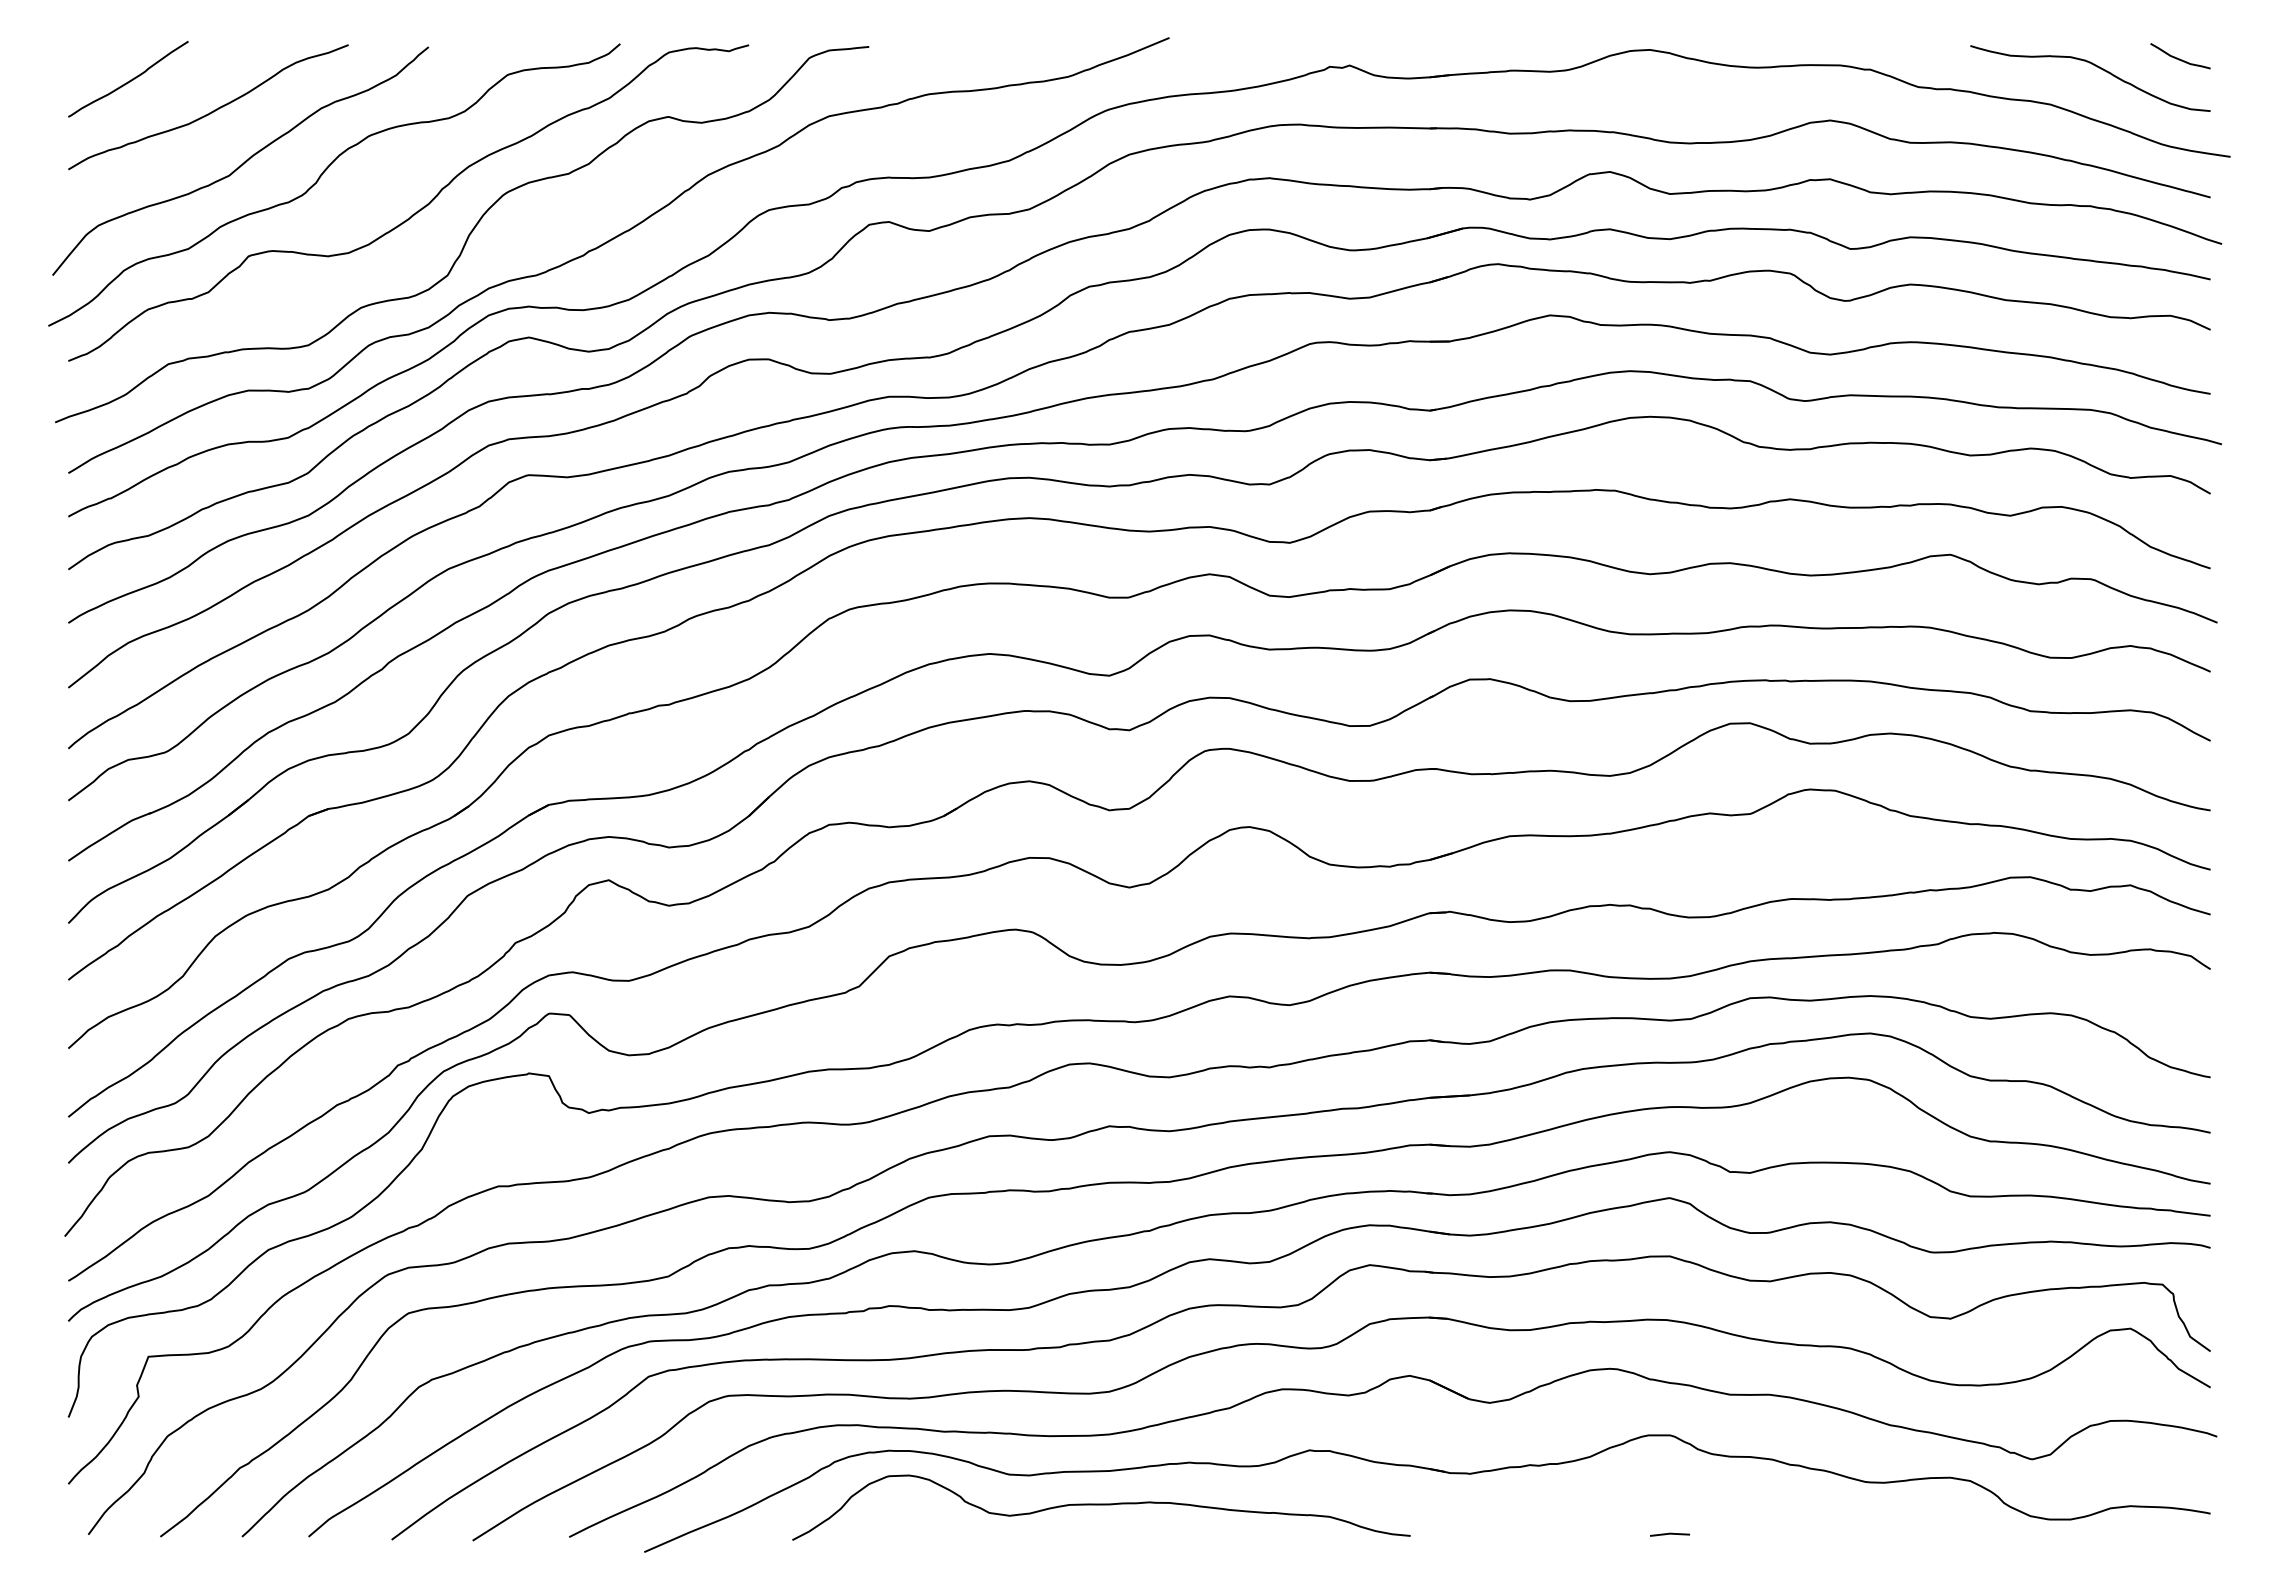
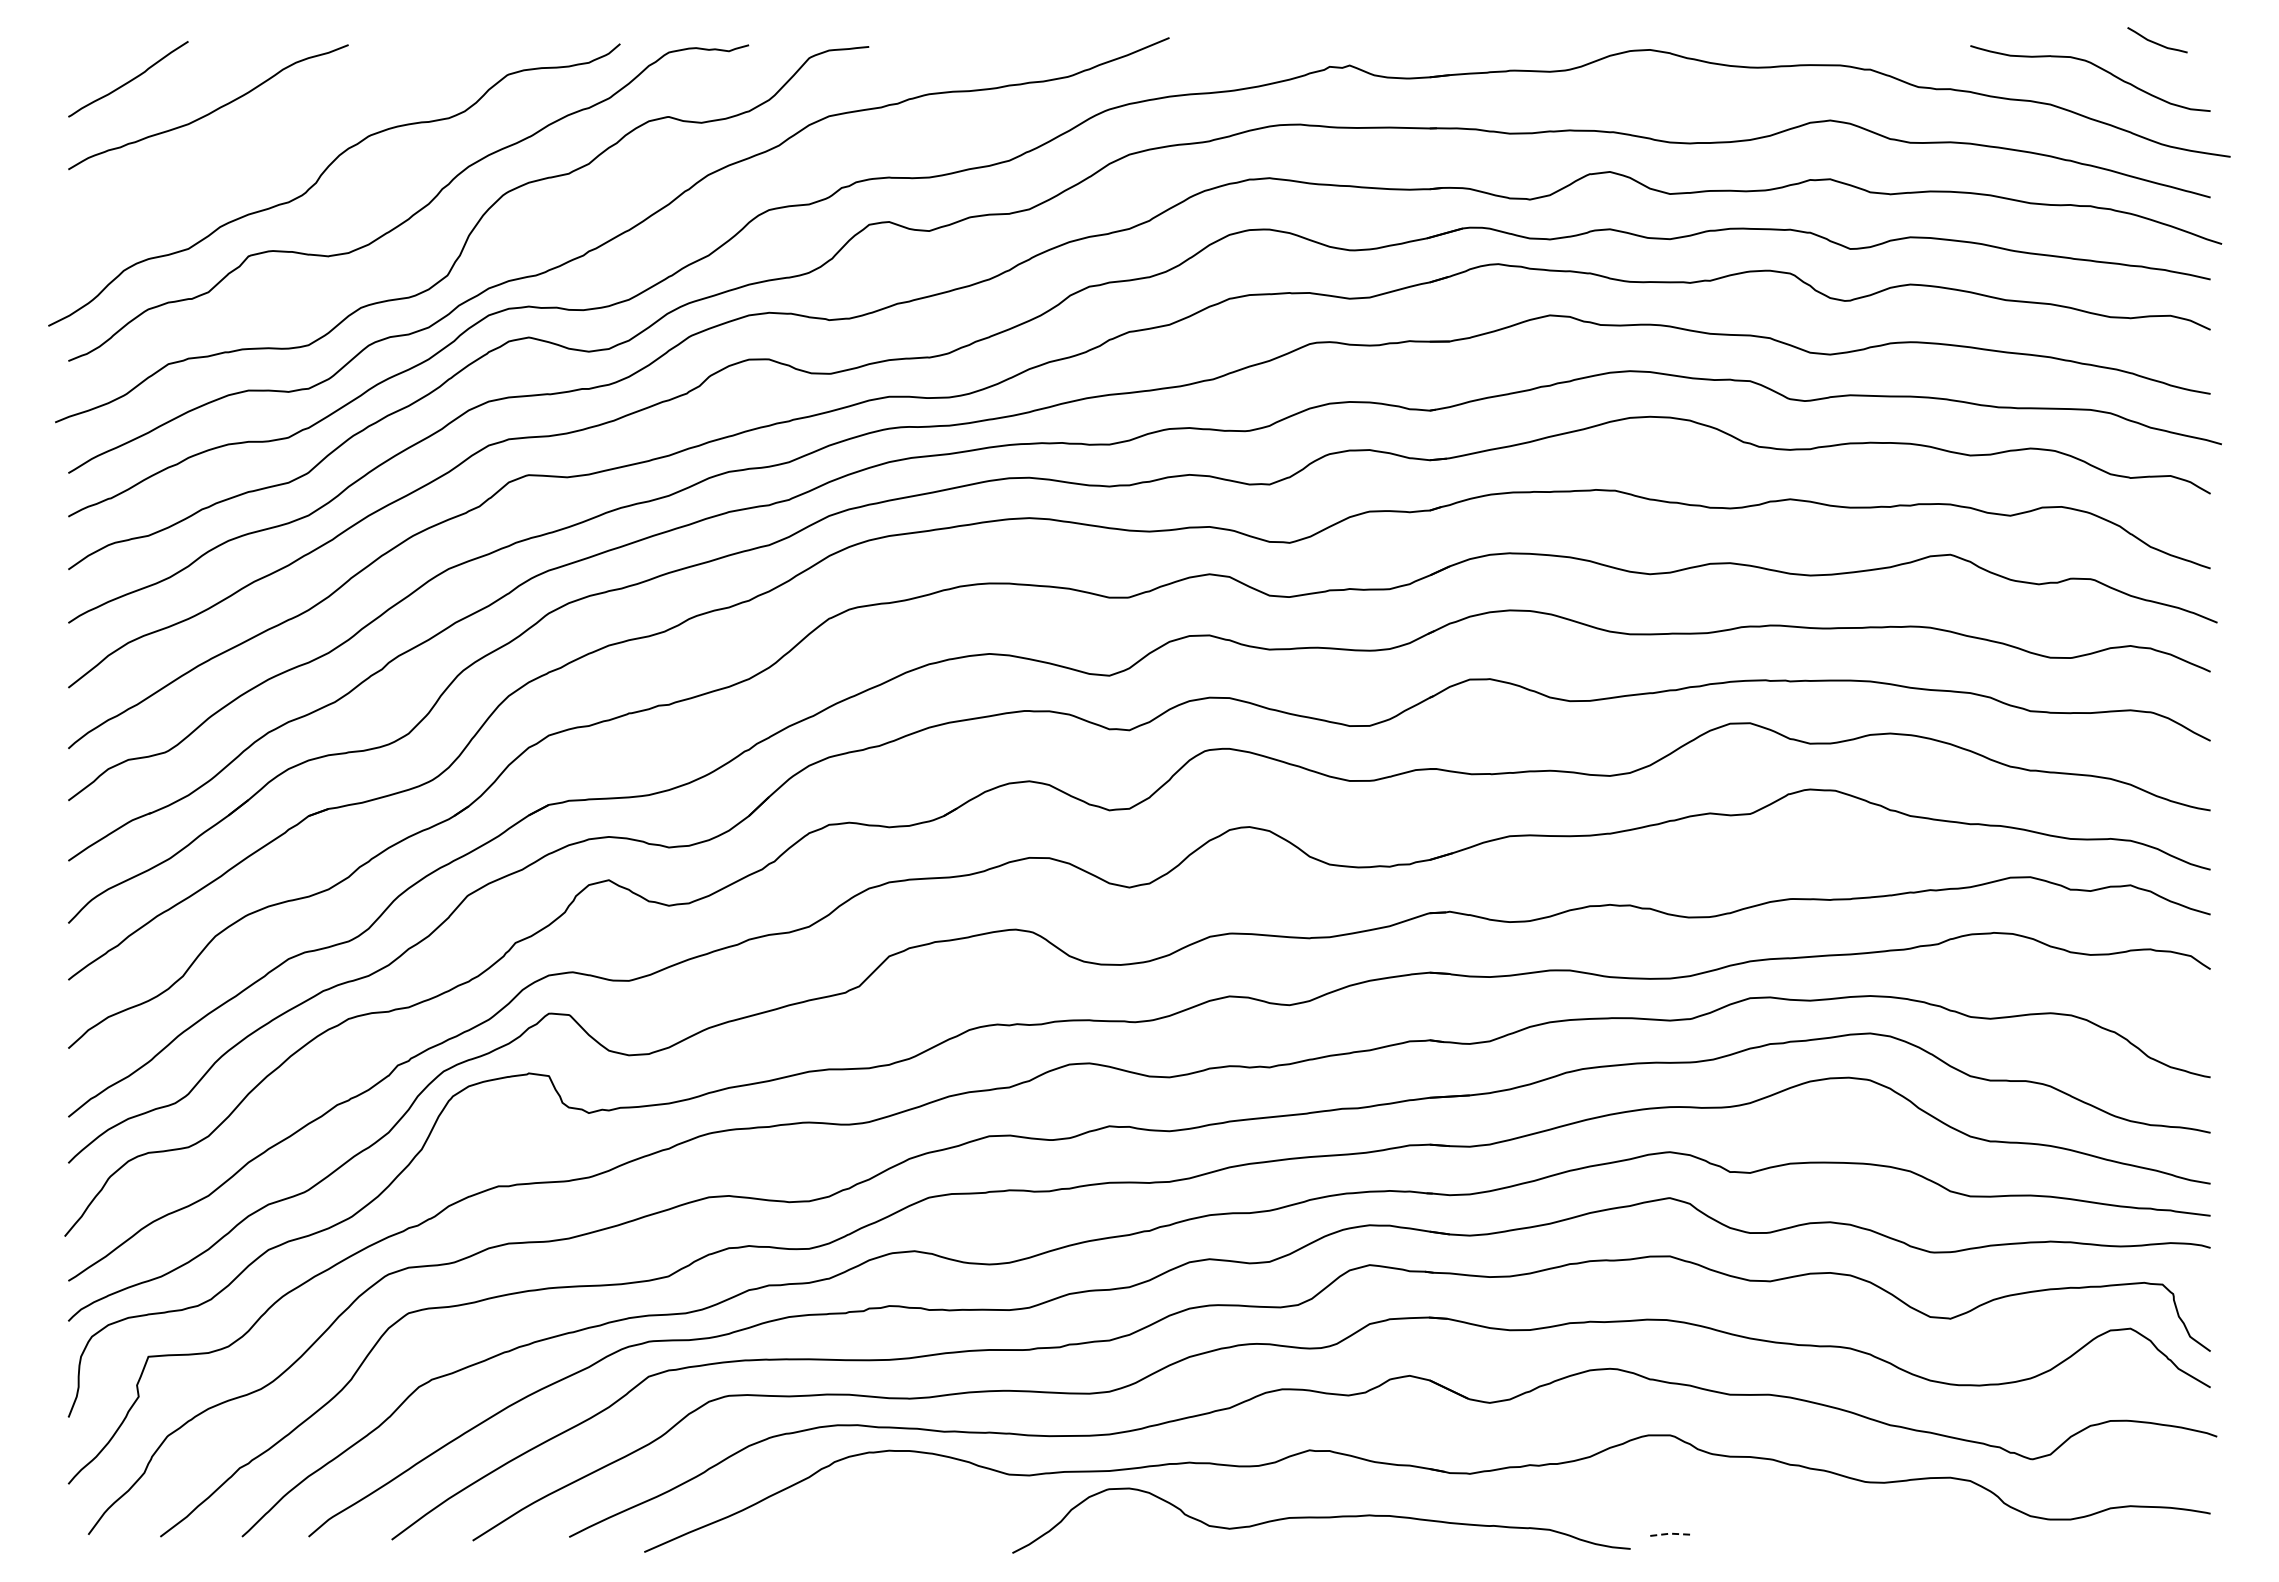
curve position: (2179, 58) -> (2156, 42) (2156, 42)
curve: present -> none (243, 162)
curve position: (1101, 1505) -> (1321, 1518) (1321, 1518)
line: solid -> dashed (1670, 1533)
